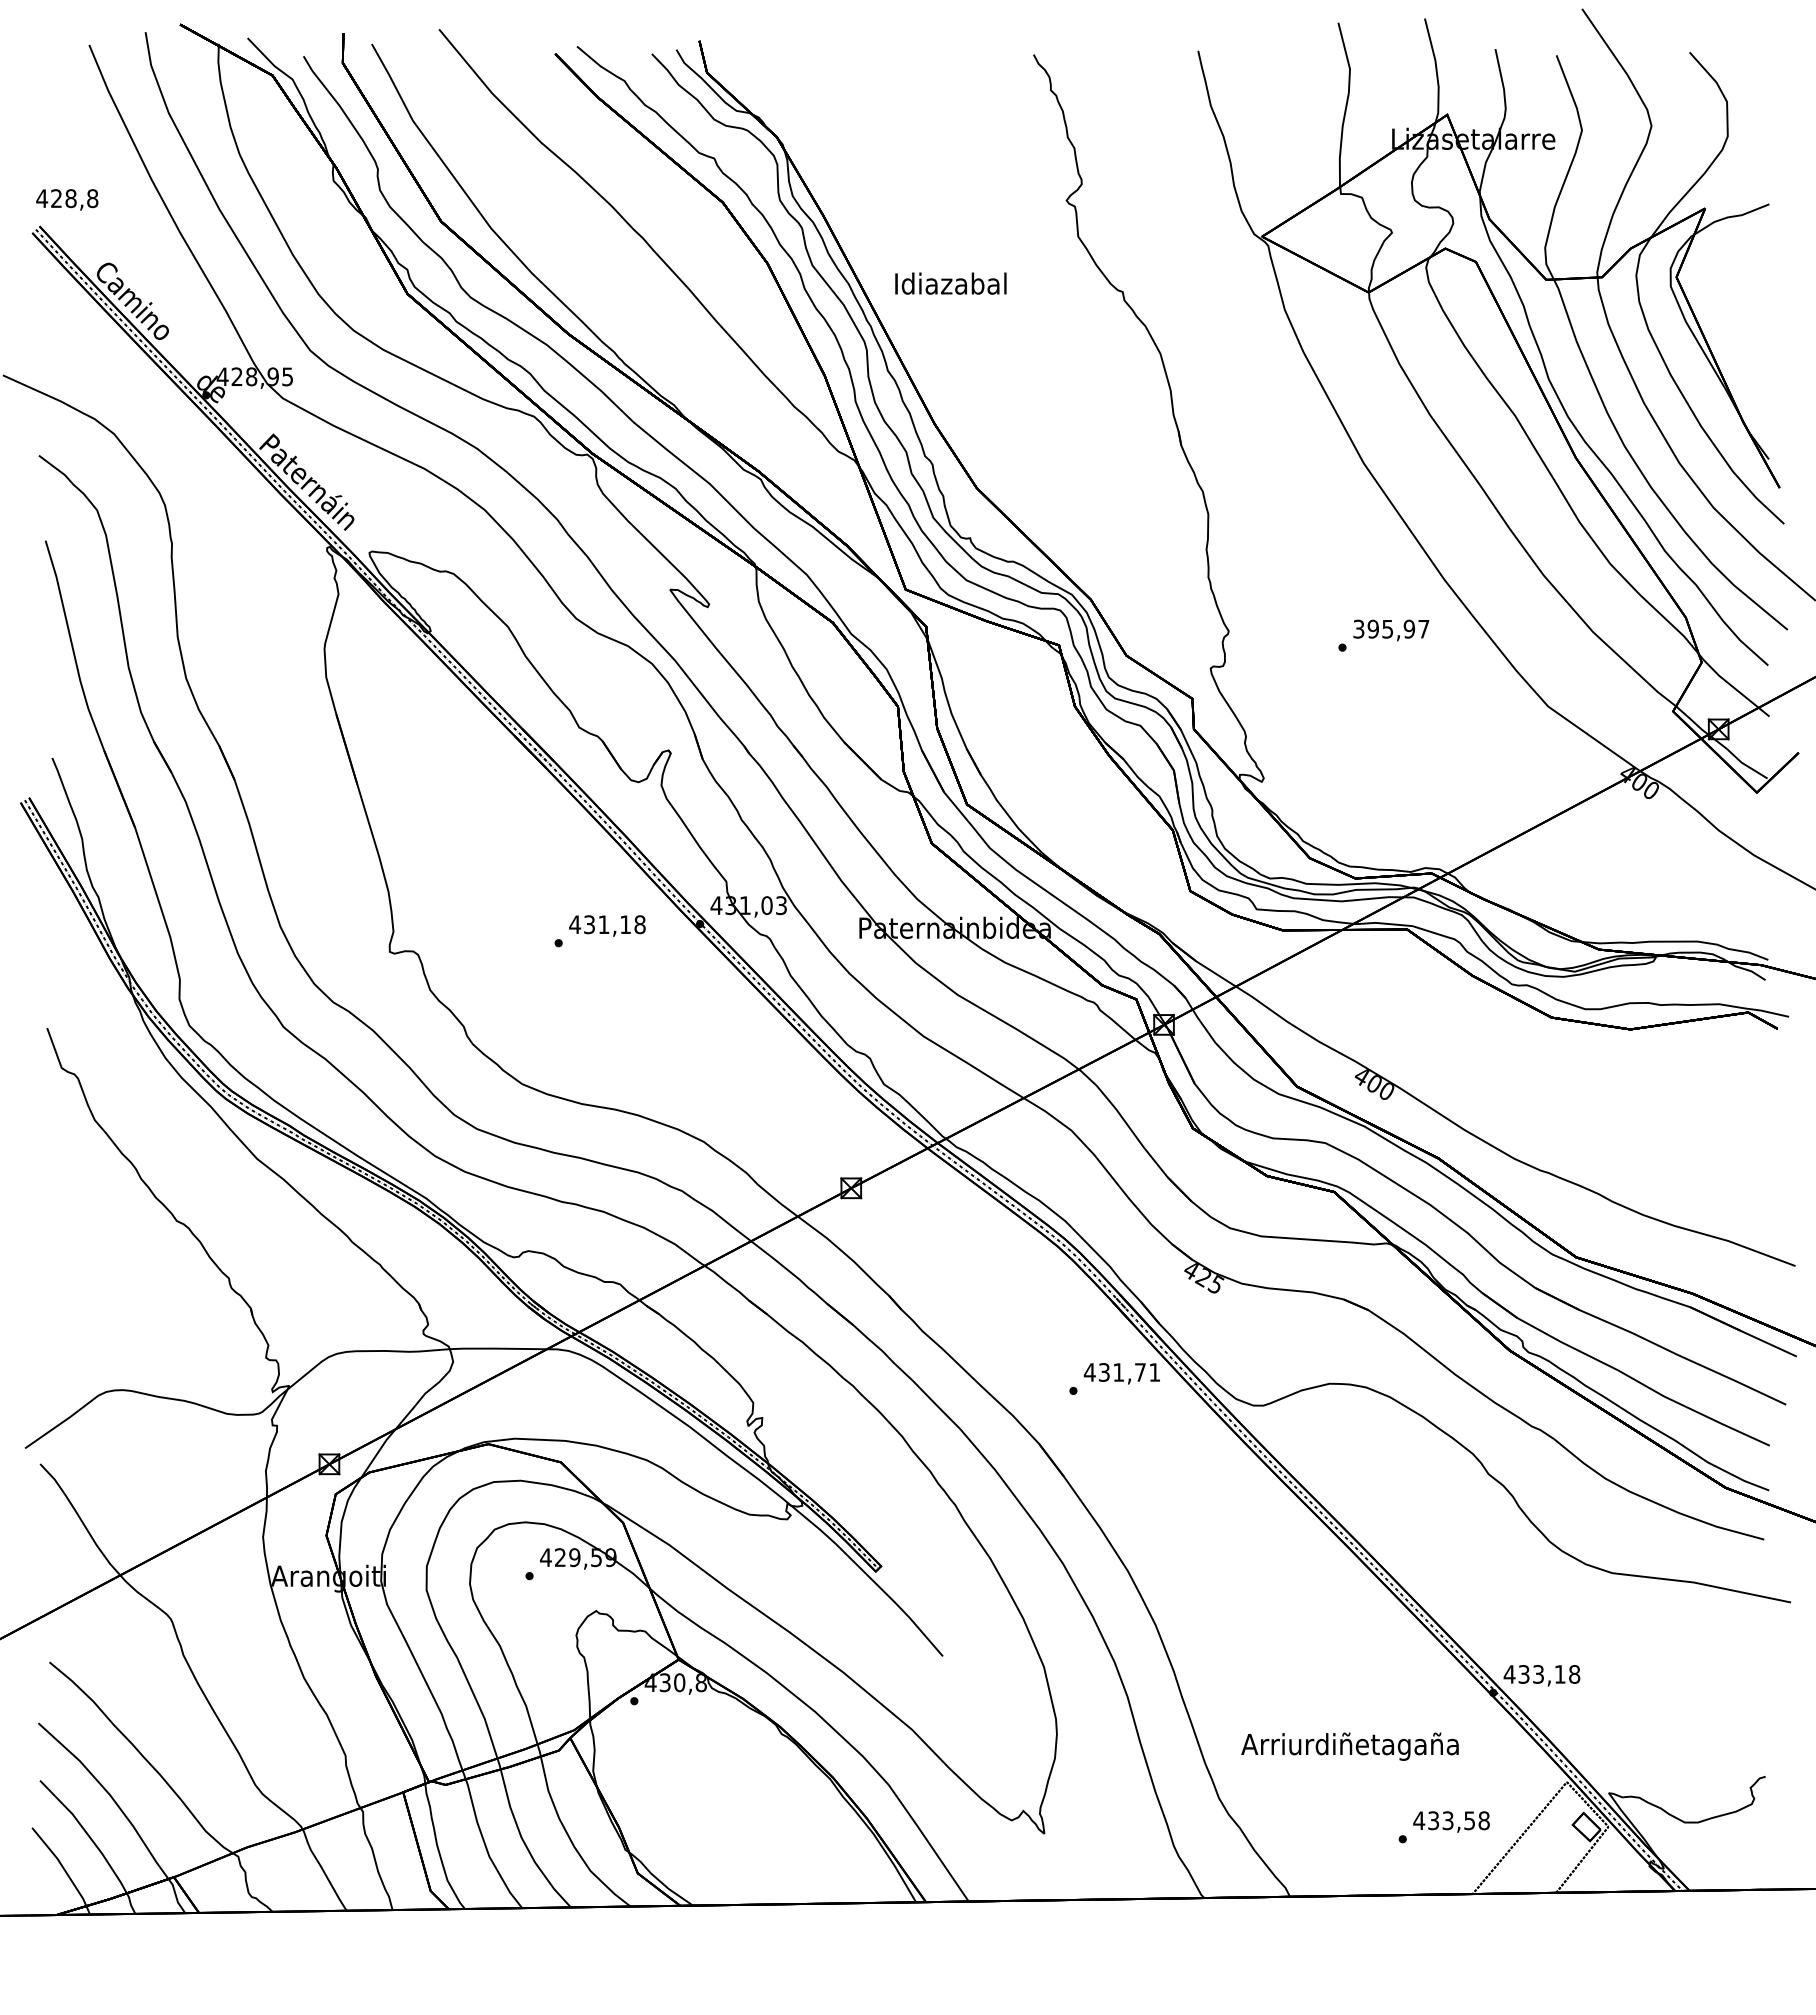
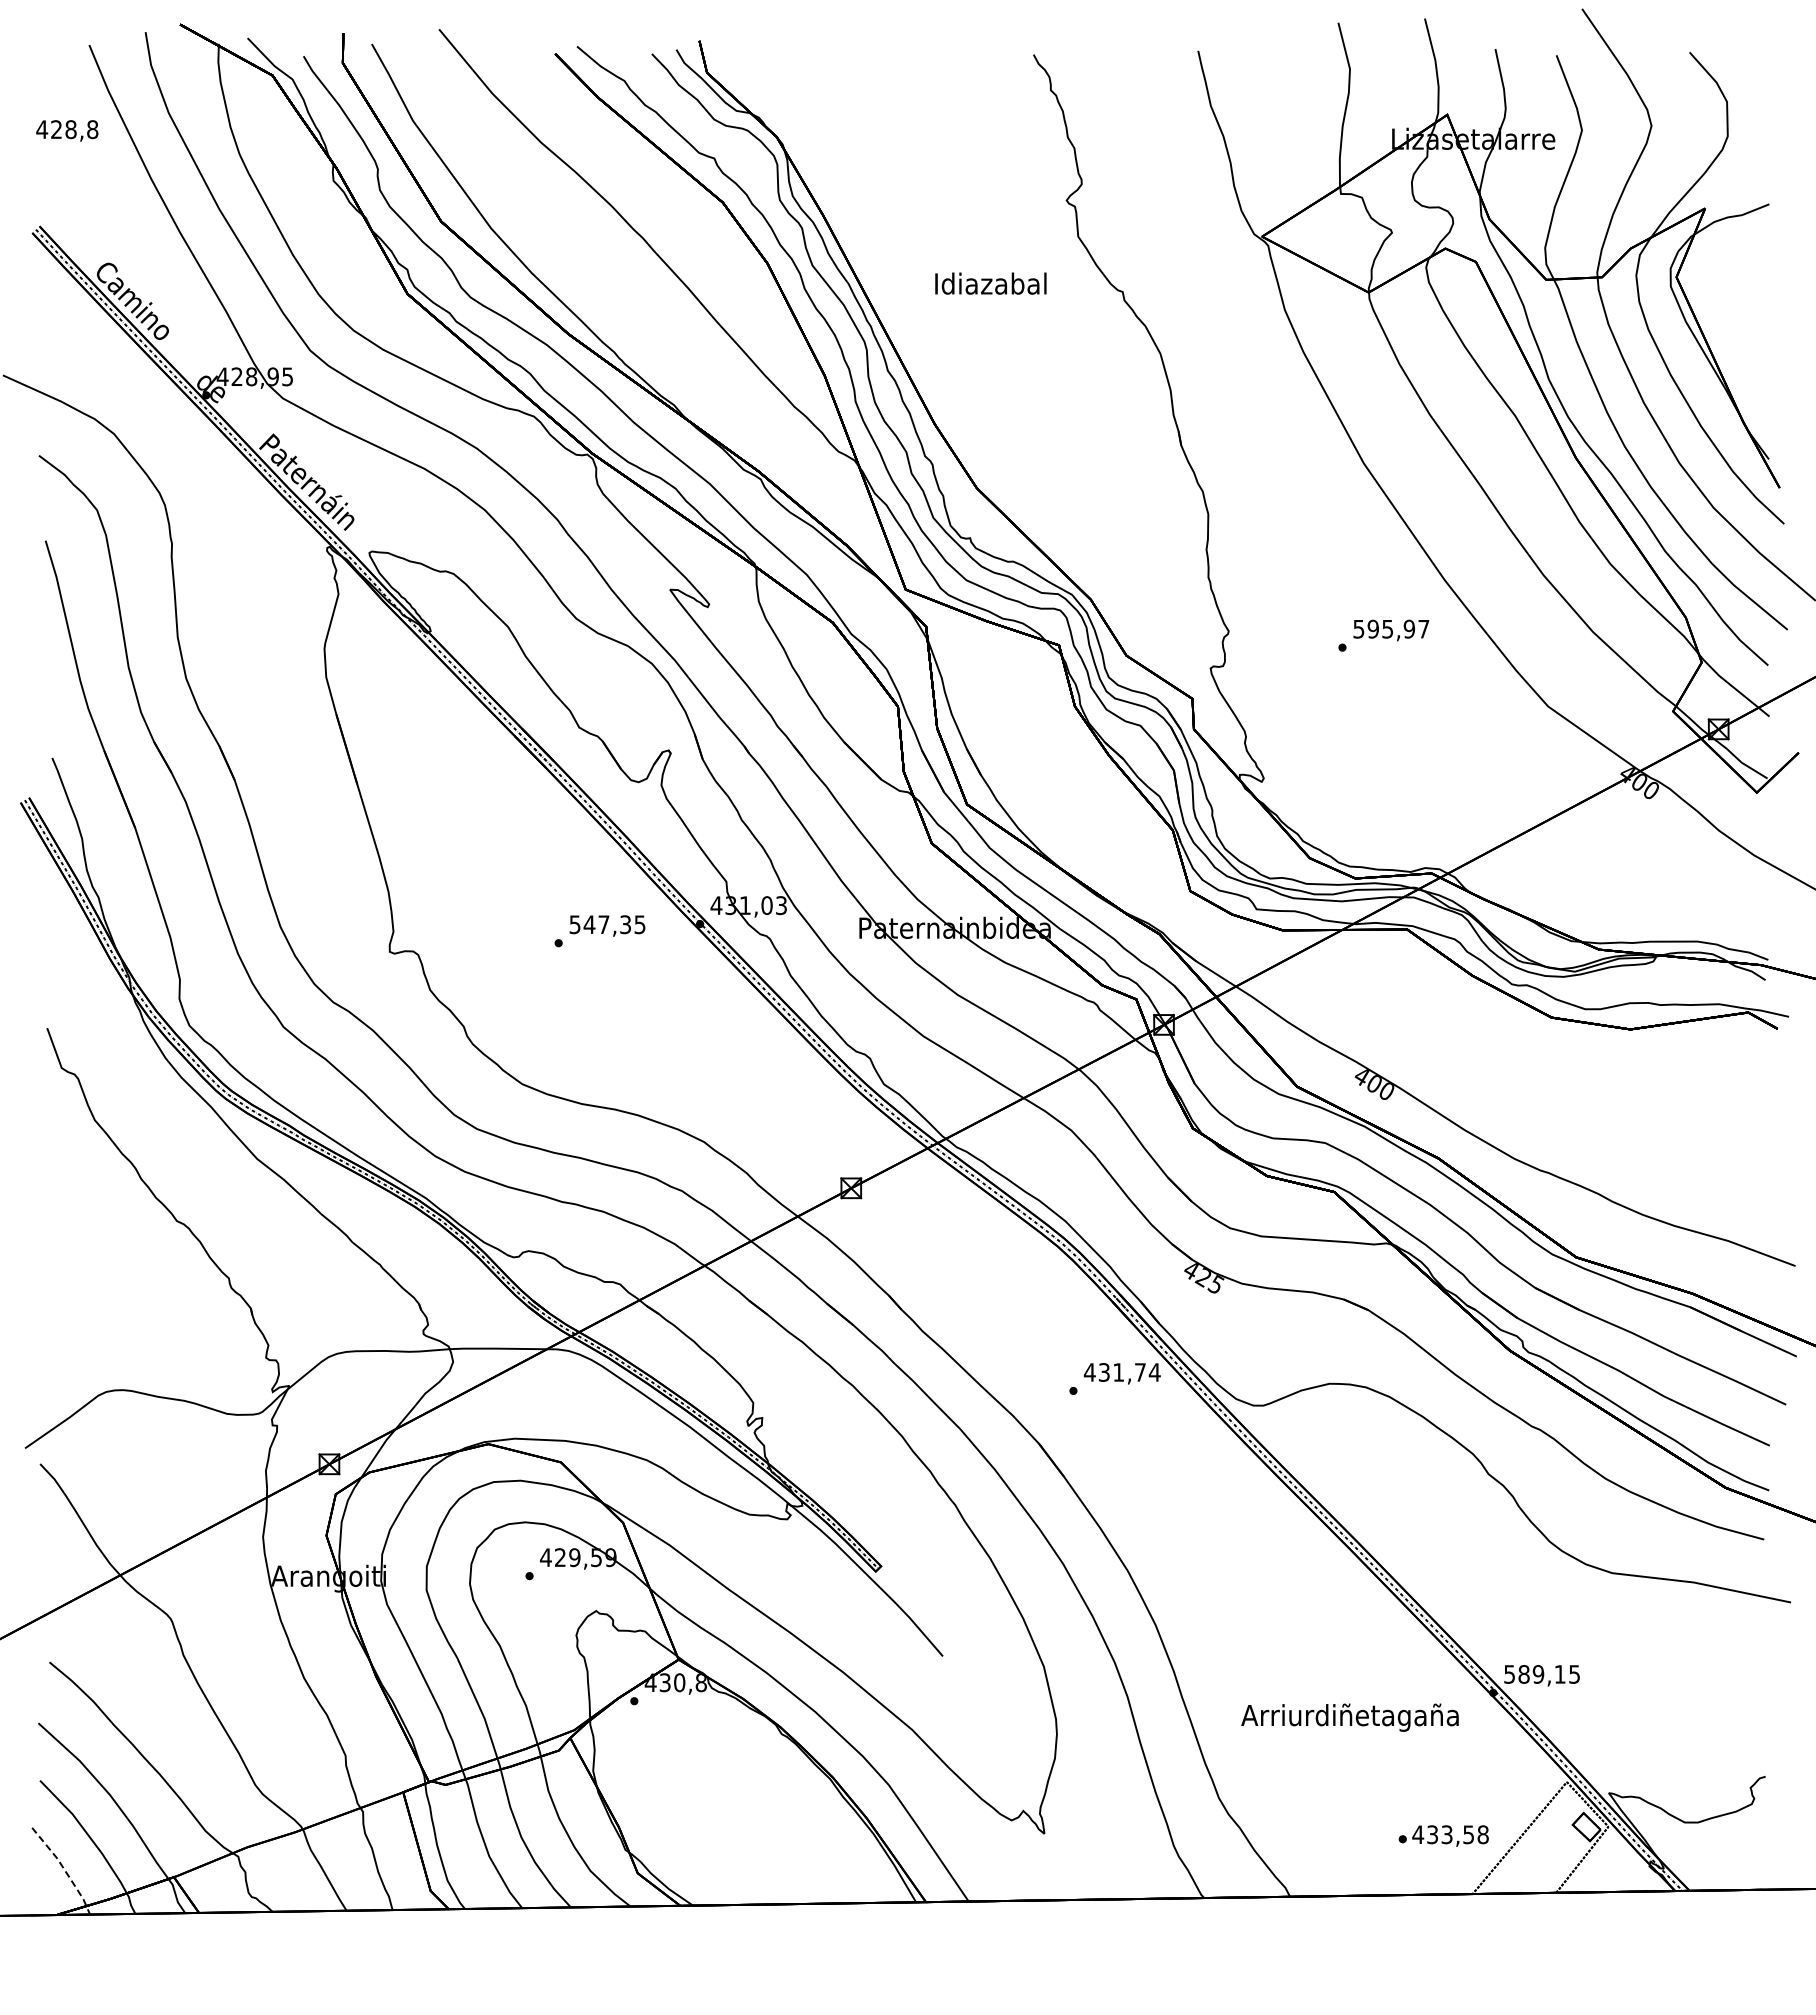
text position: (67, 199) -> (67, 130) (67, 130)
text position: (950, 283) -> (990, 283) (990, 283)
text: 395,97 -> 595,97 (1359, 628)
text: 431,18 -> 547,35 (607, 924)
text: 431,71 -> 431,74 (1154, 1372)
text: 433,18 -> 589,15 (1541, 1674)
text position: (1349, 1746) -> (1349, 1717) (1349, 1717)
text position: (1451, 1821) -> (1450, 1835) (1450, 1835)
line: solid -> dashed (64, 1869)
